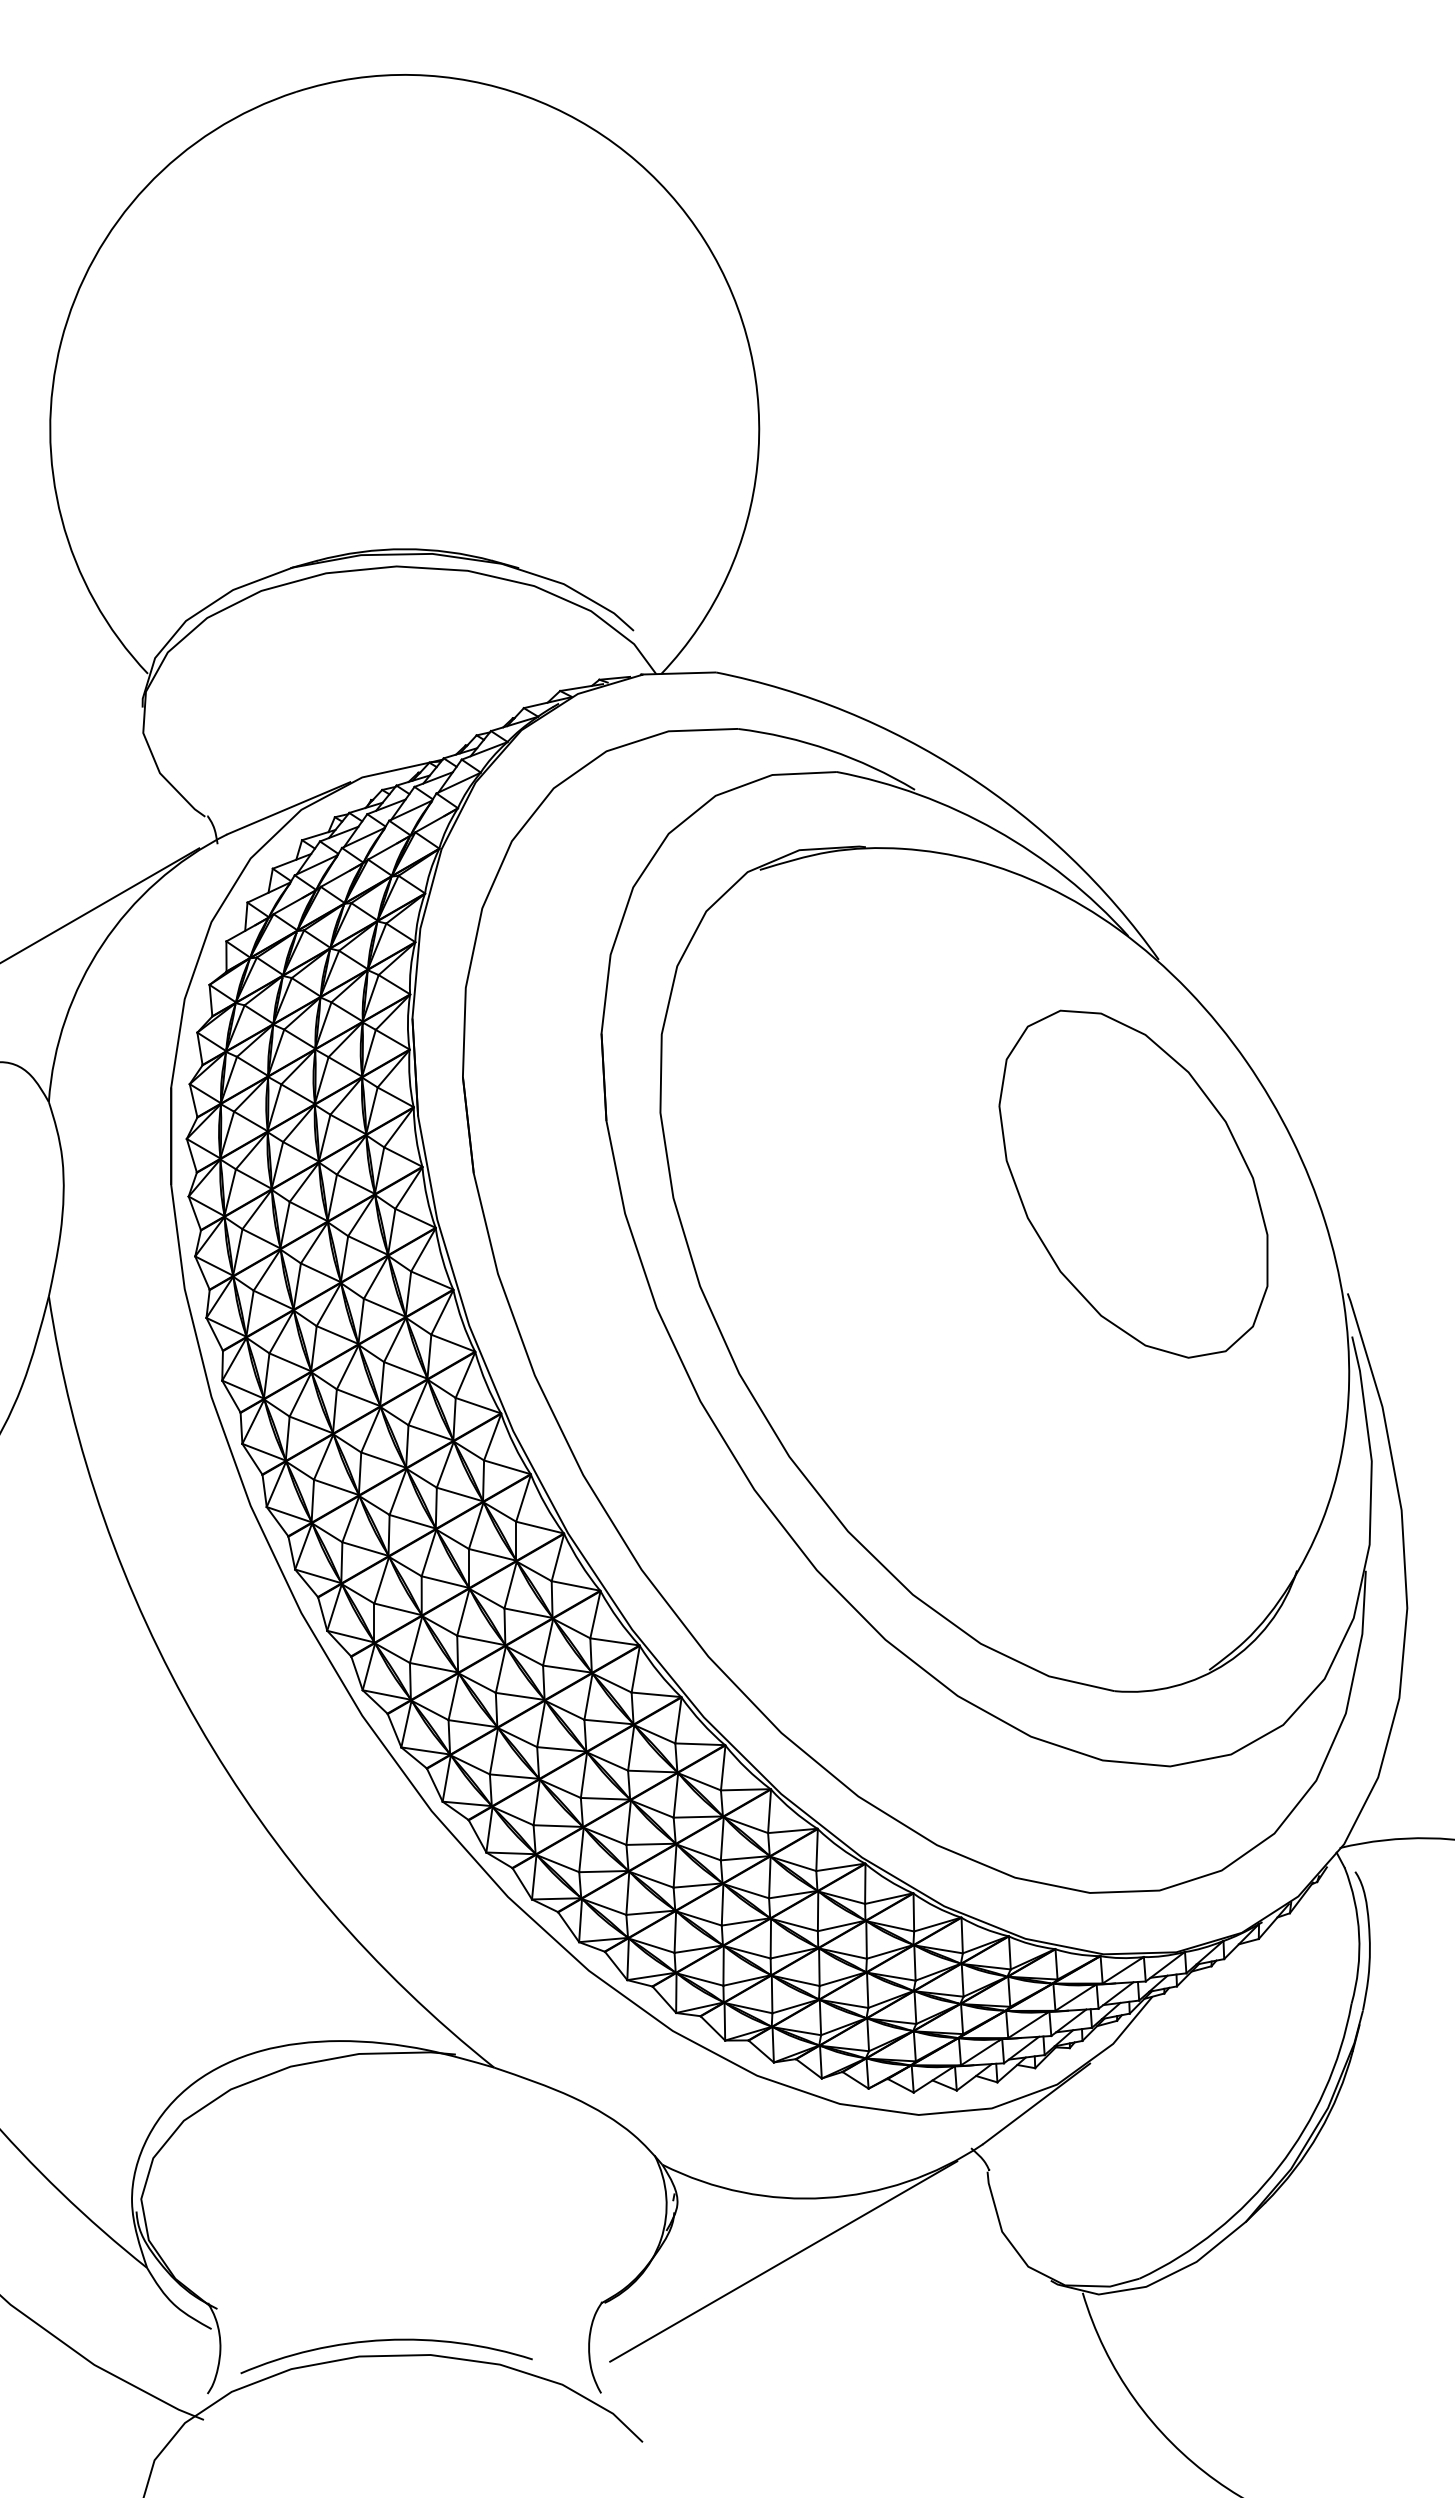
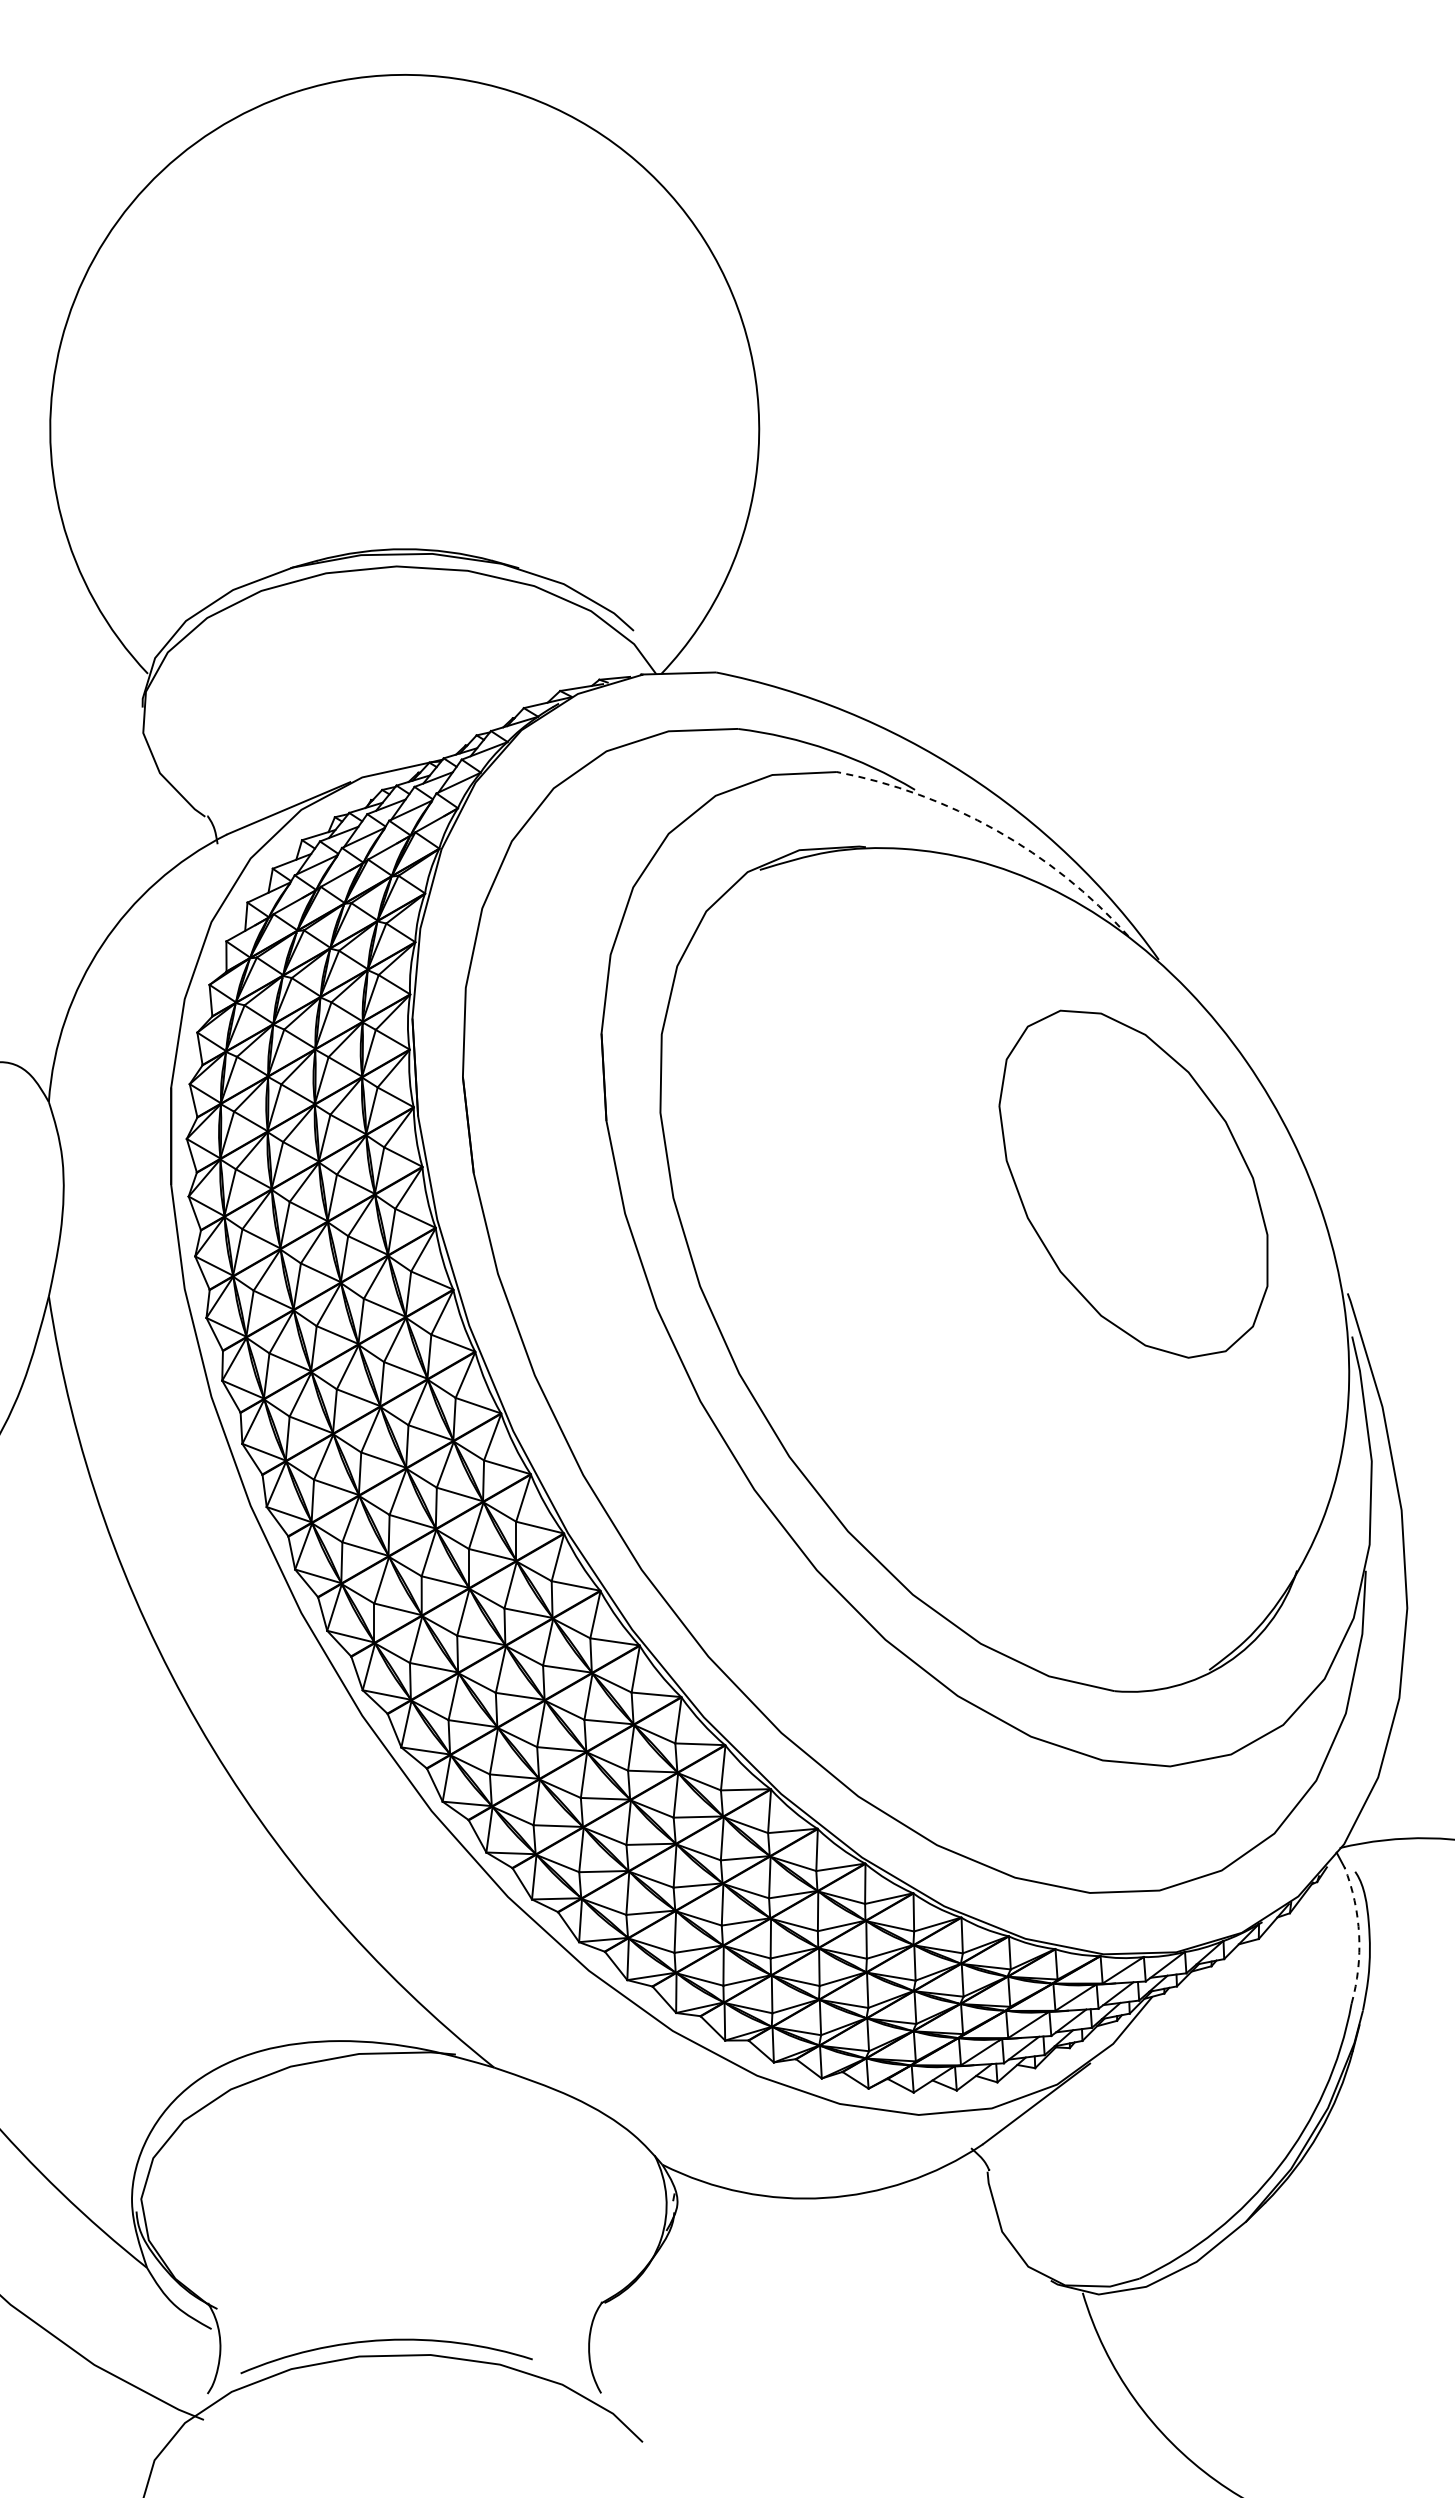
arc: solid -> dashed (996, 830)
line: present -> none (100, 905)
arc: solid -> dashed (1359, 1935)
line: present -> none (783, 2261)
